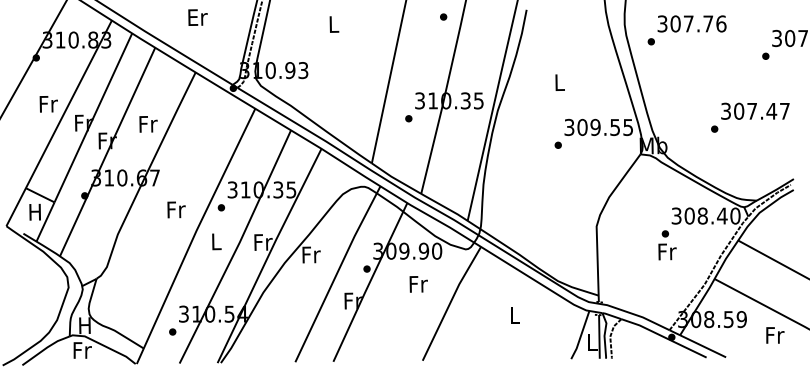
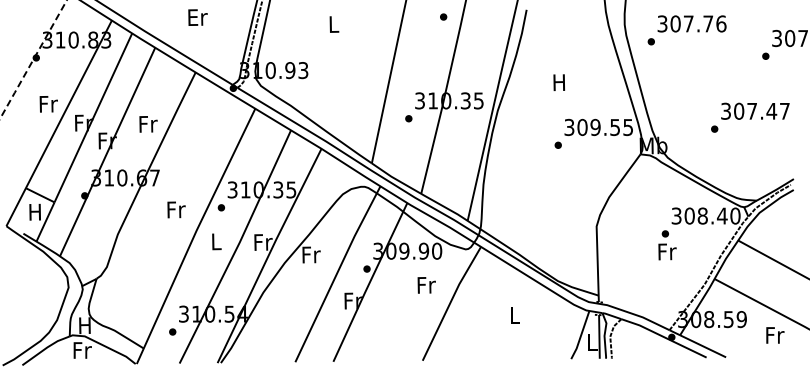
line: solid -> dashed (33, 59)
text: L -> H (558, 82)
text position: (418, 284) -> (426, 285) (426, 285)
